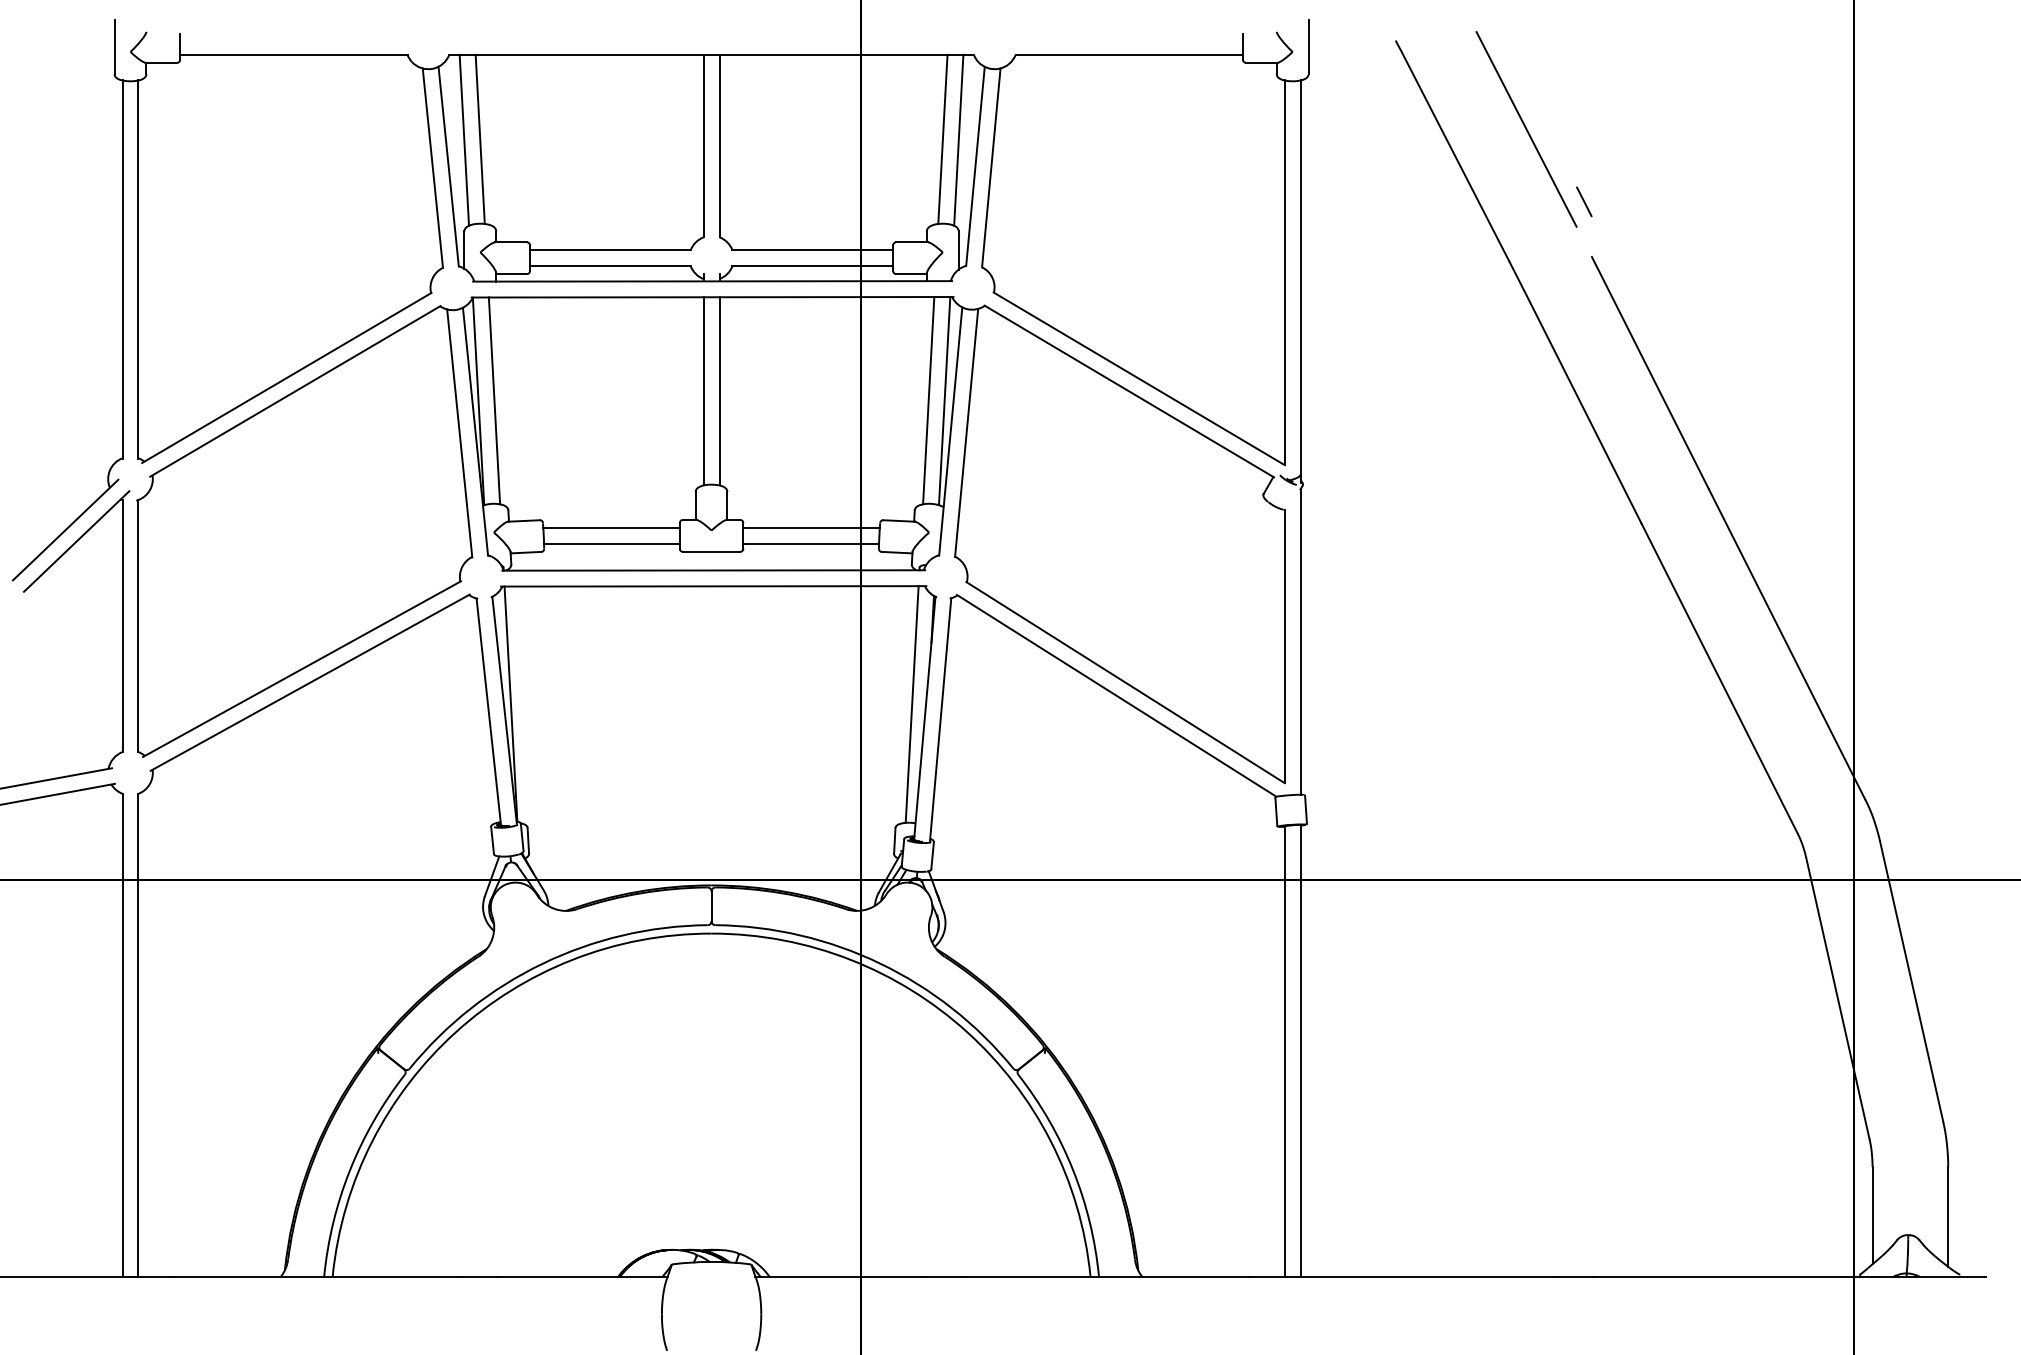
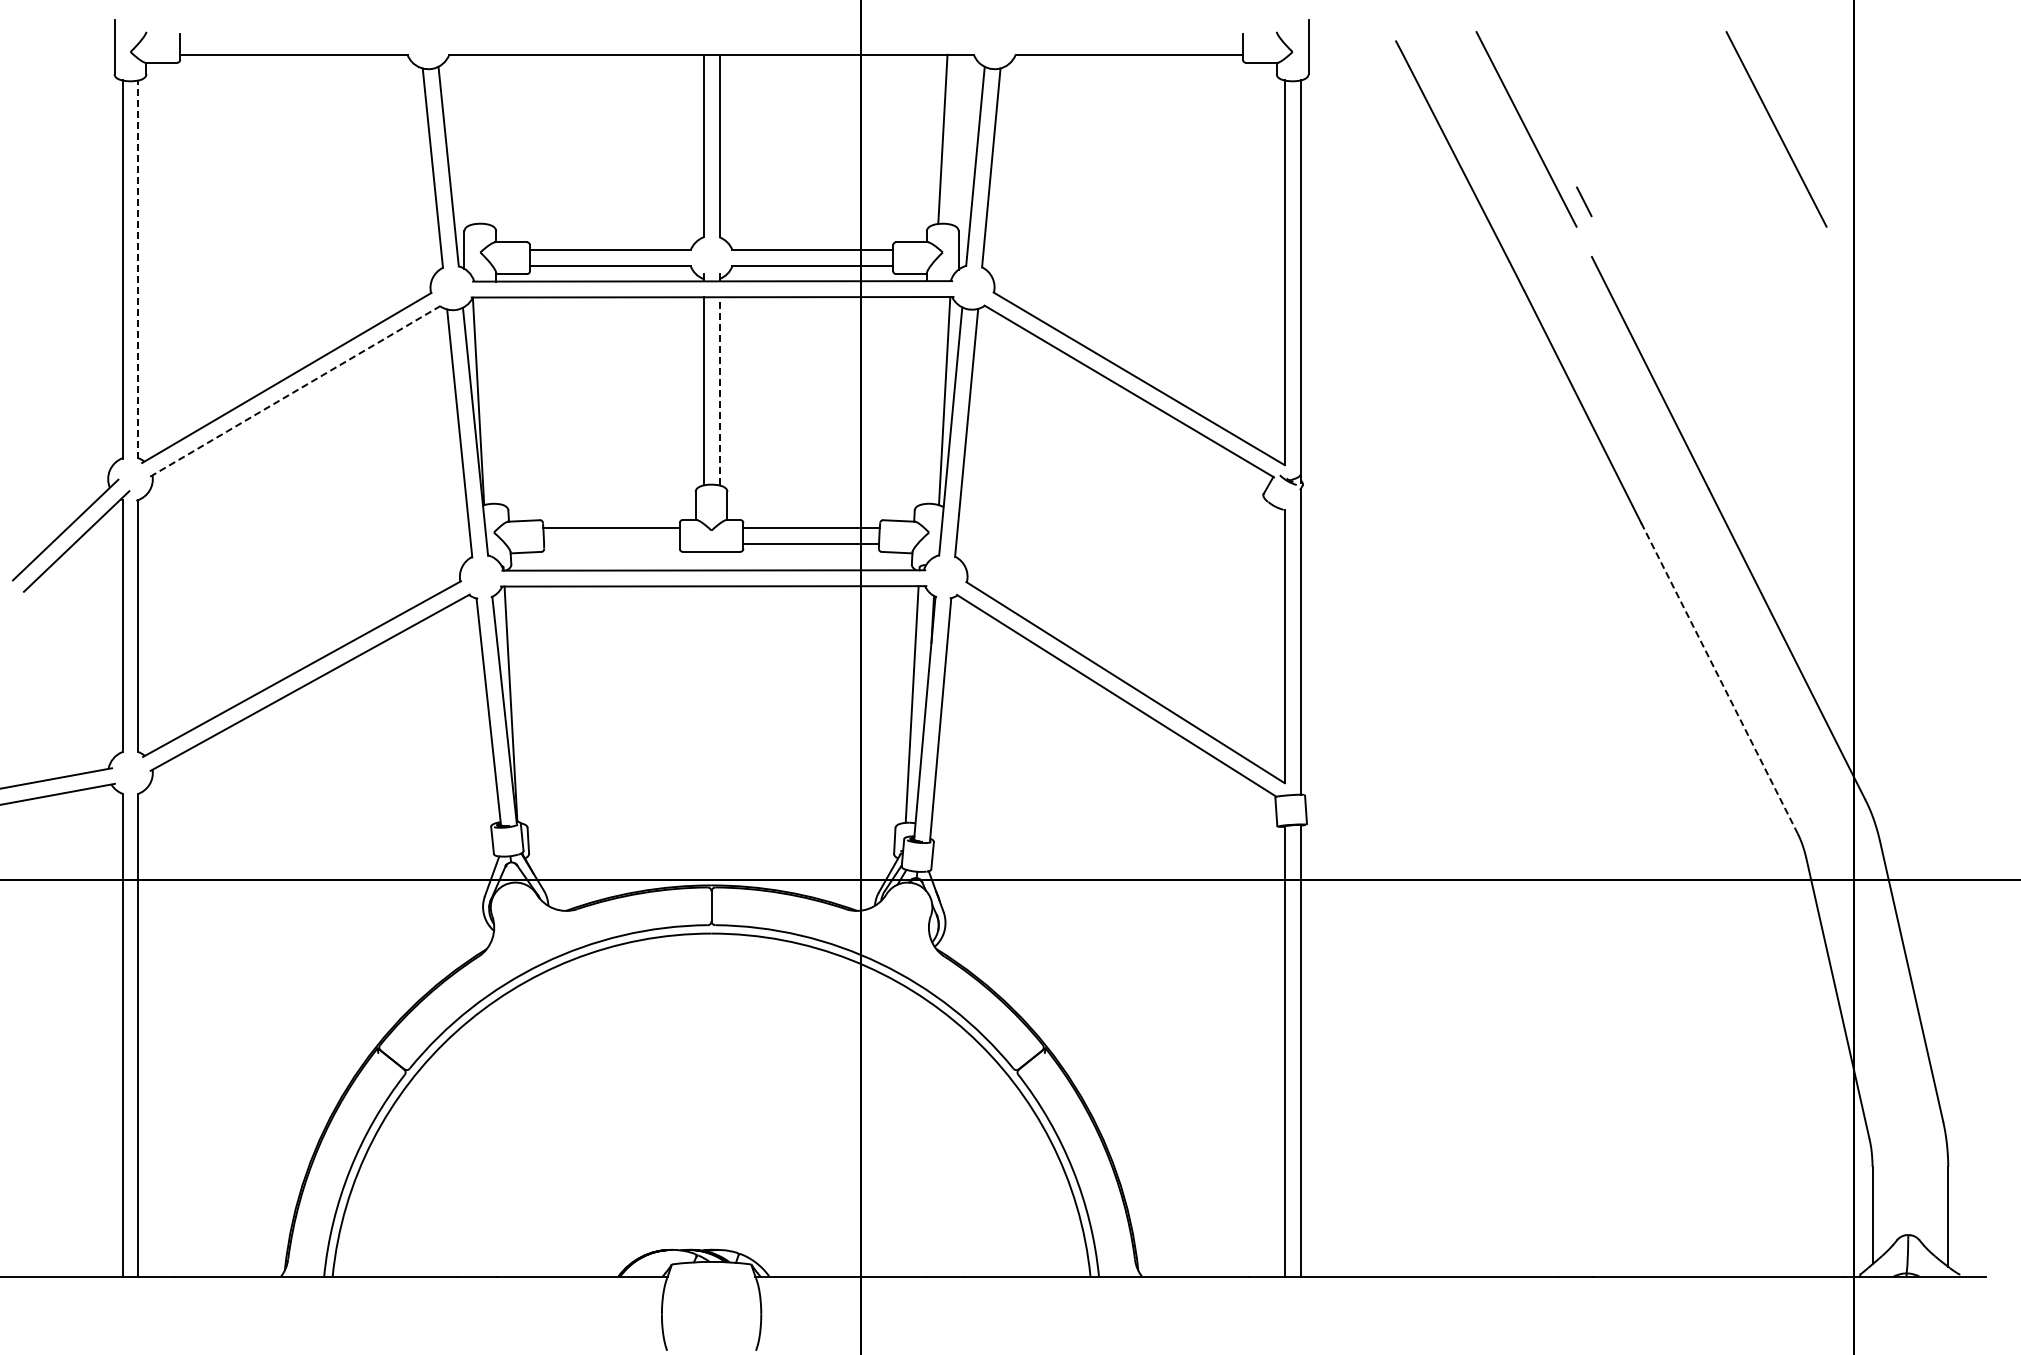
line: none -> present (1776, 129)
line: present -> none (464, 139)
line: present -> none (479, 139)
line: present -> none (958, 139)
line: solid -> dashed (138, 269)
line: solid -> dashed (719, 390)
line: solid -> dashed (295, 391)
line: present -> none (494, 400)
line: present -> none (928, 400)
line: present -> none (611, 543)
line: solid -> dashed (1719, 678)
